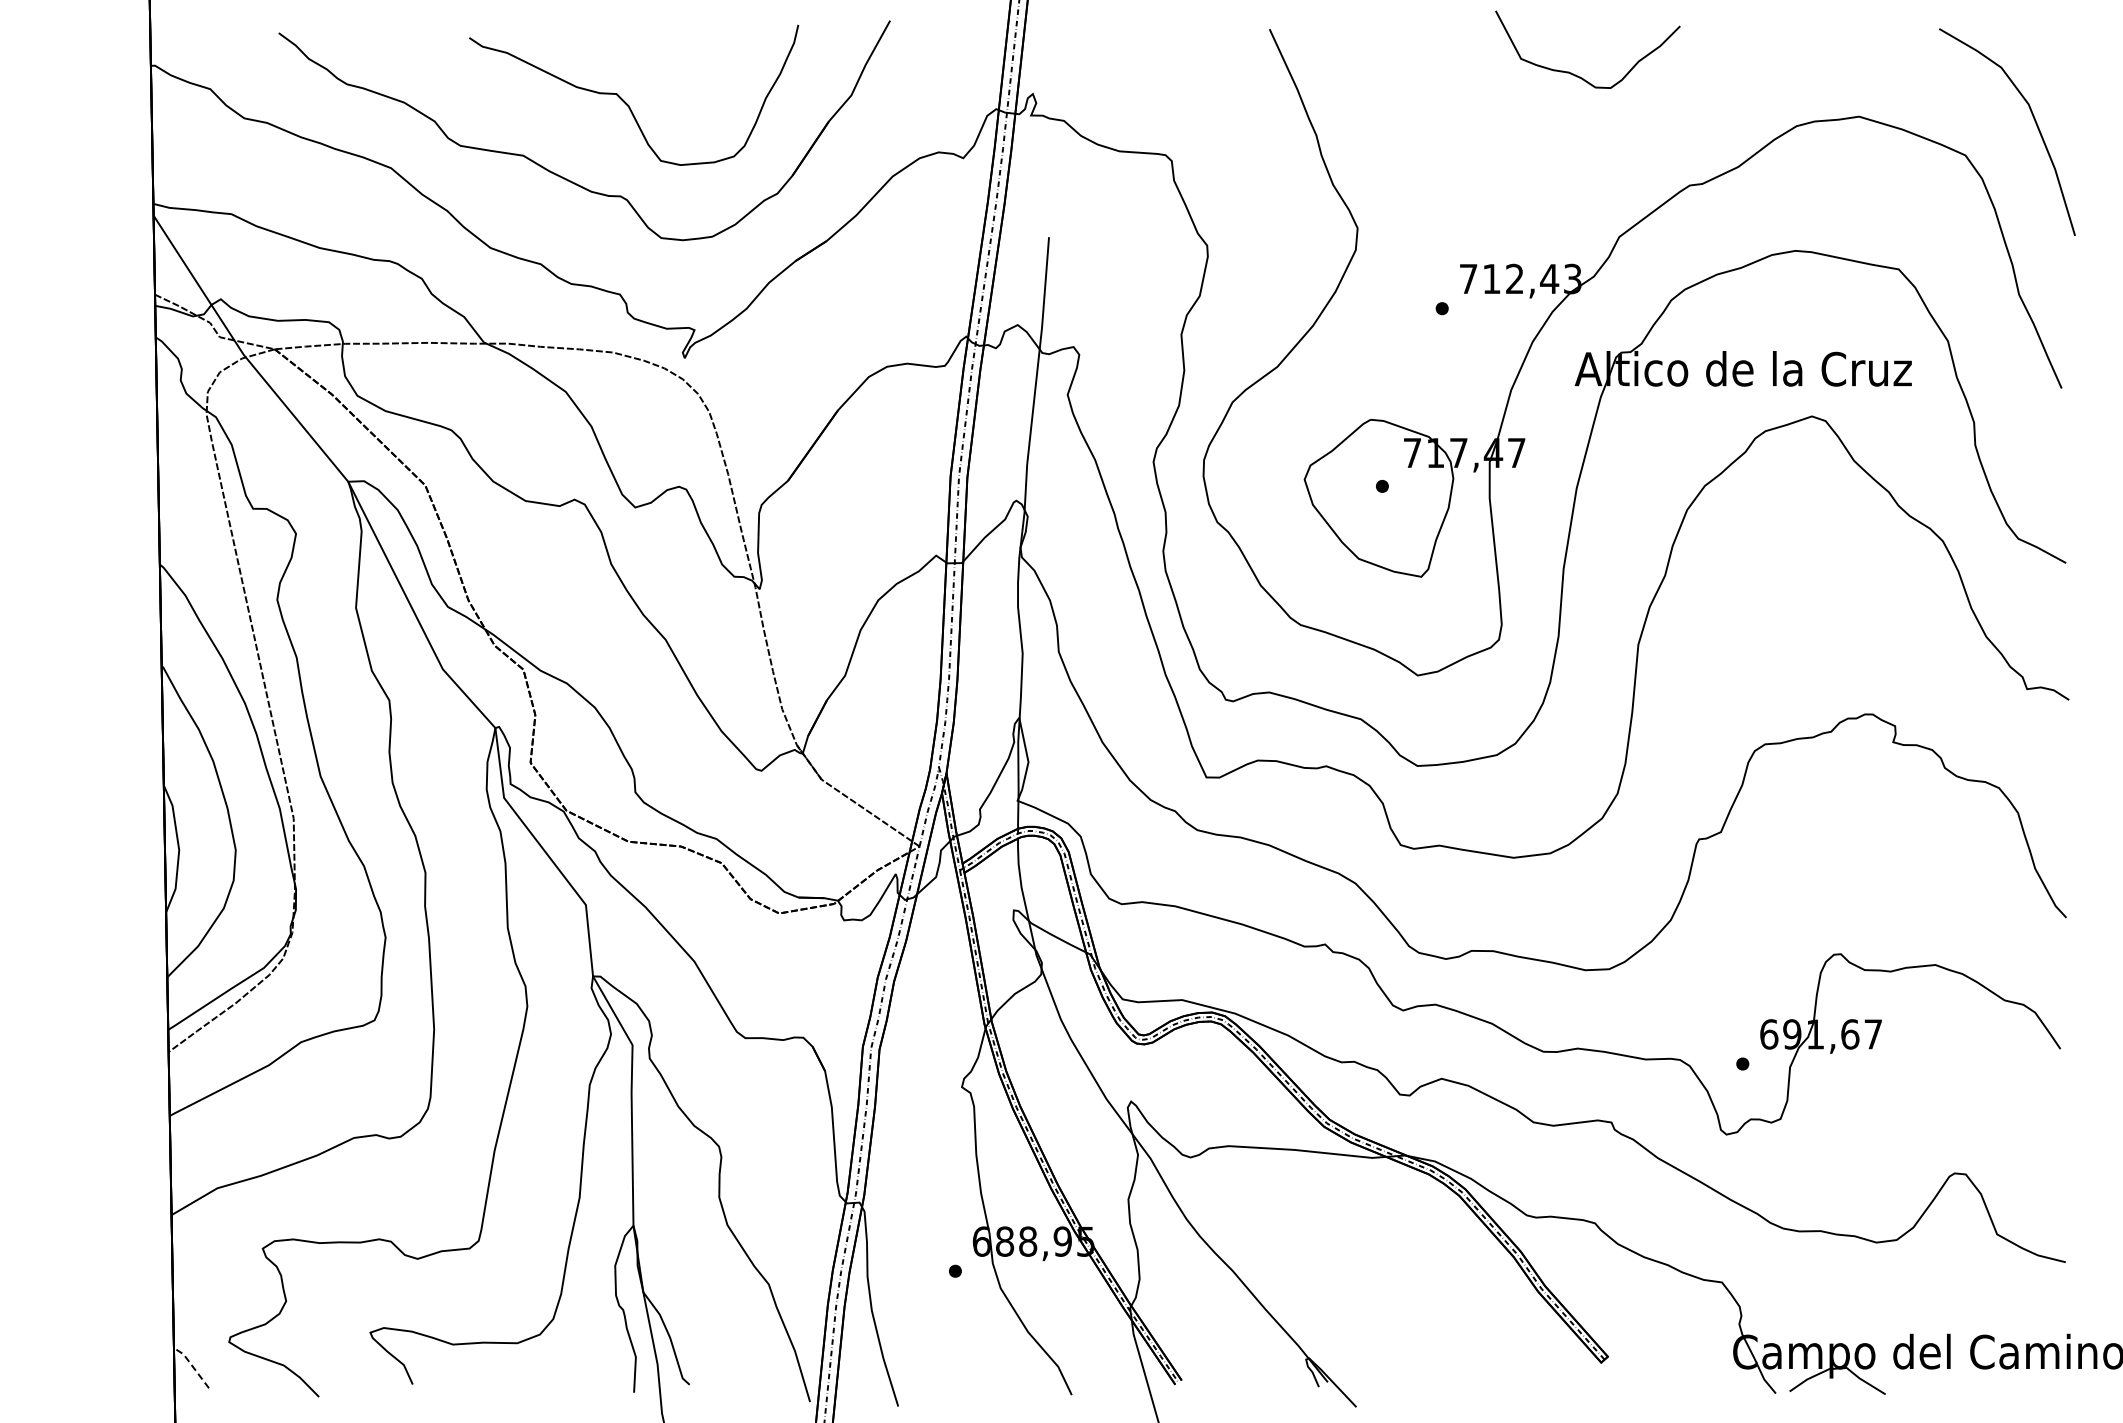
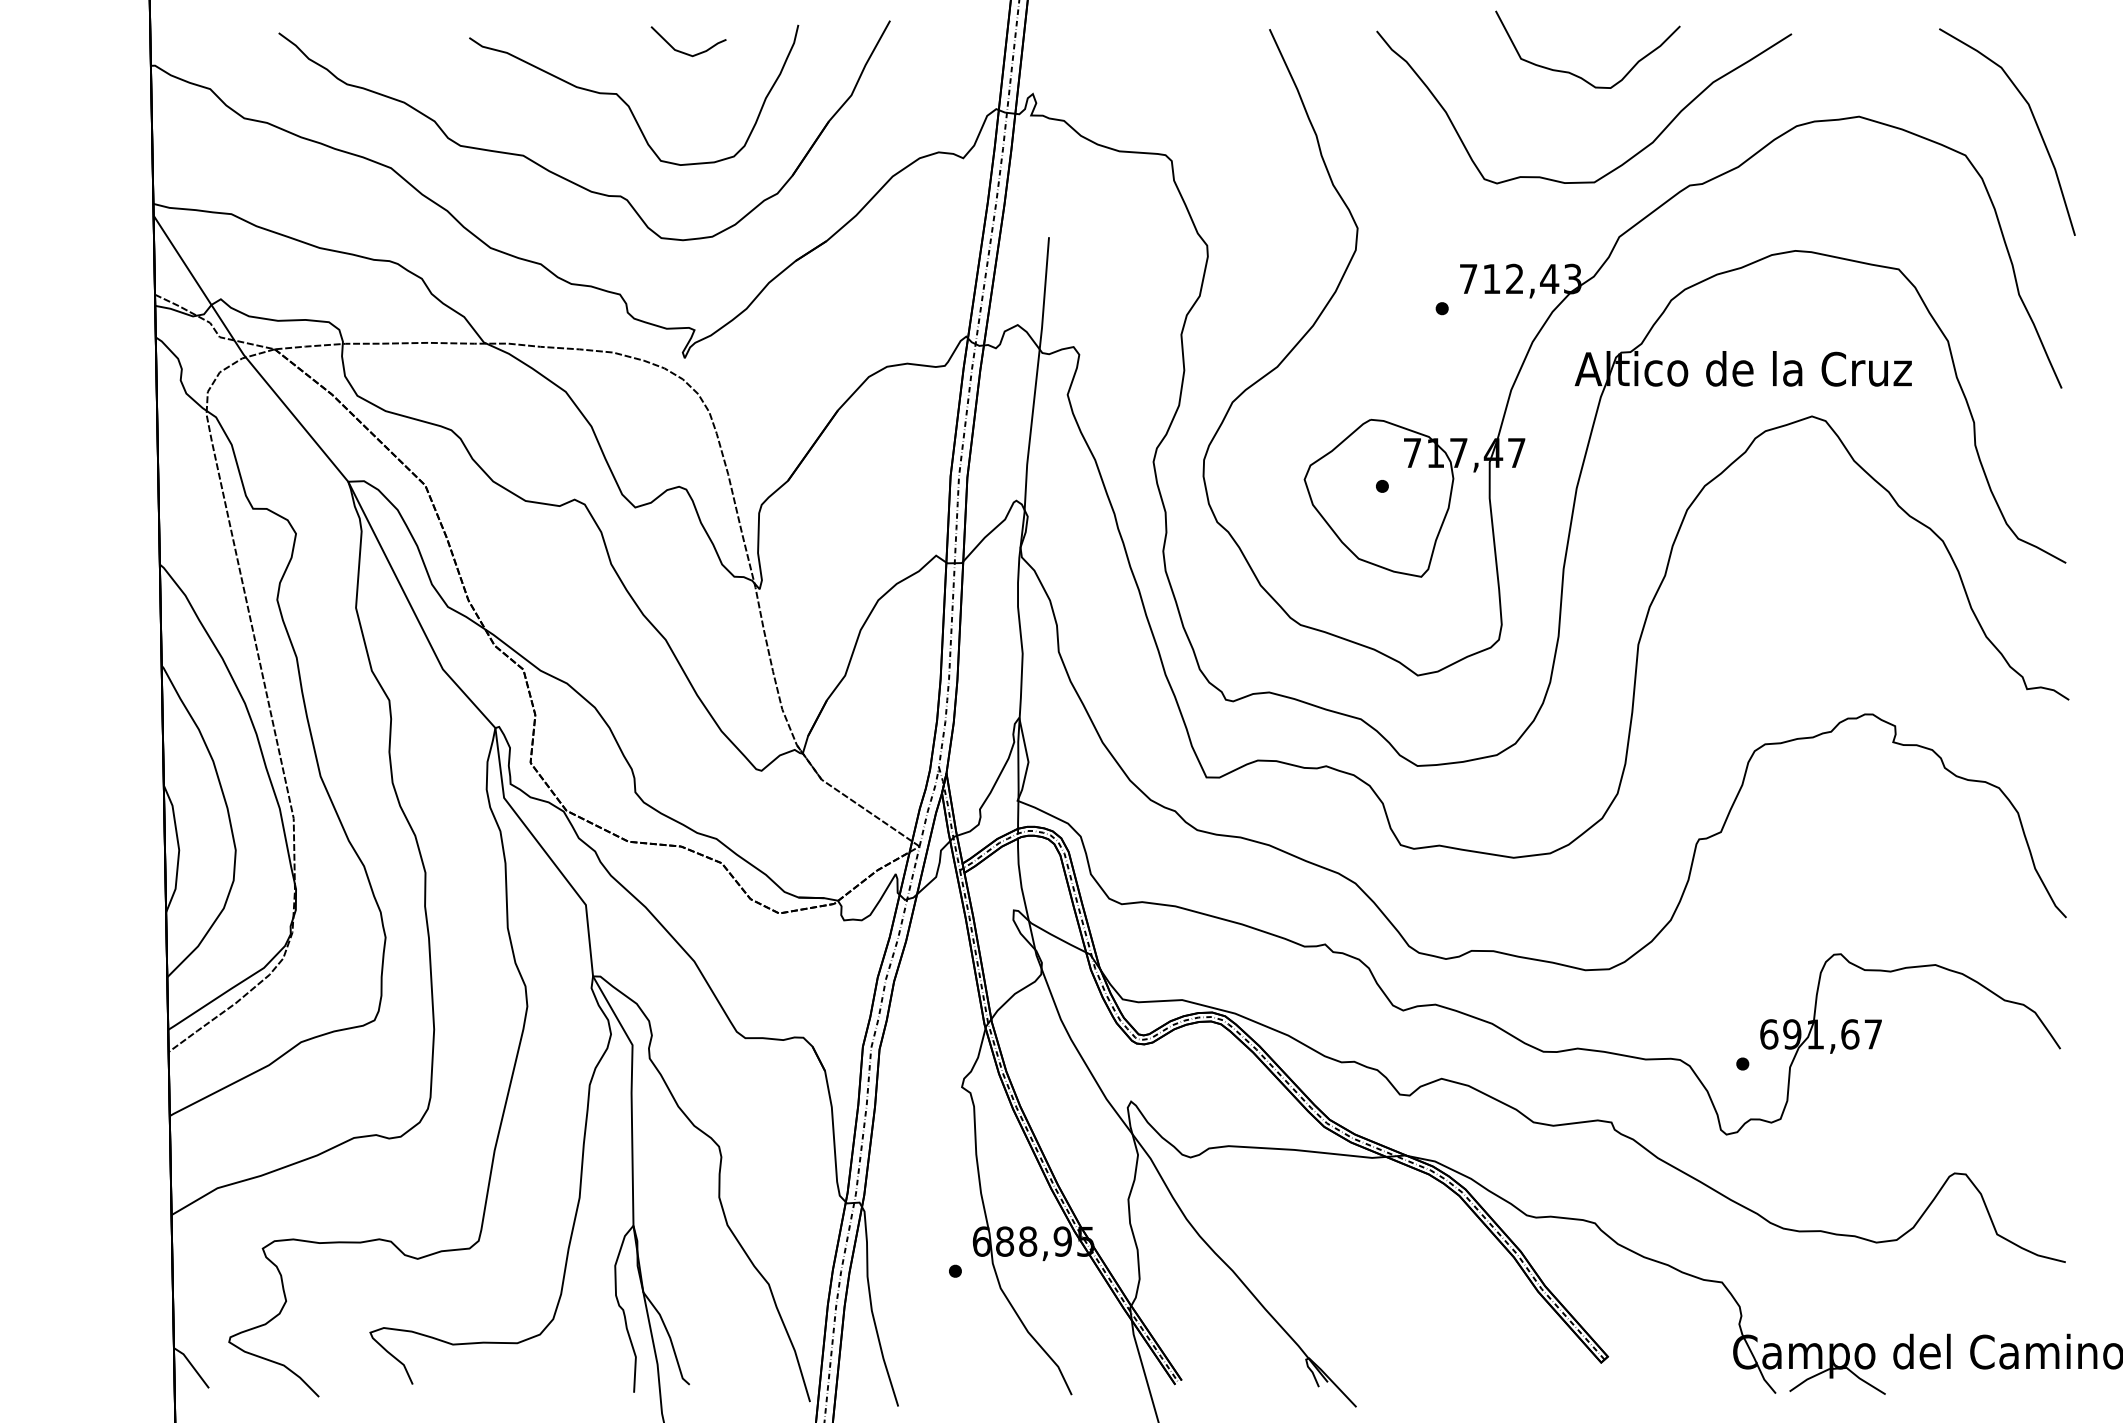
curve: none -> present (685, 52)
curve: none -> present (1623, 162)
line: dashed -> solid (192, 1366)
